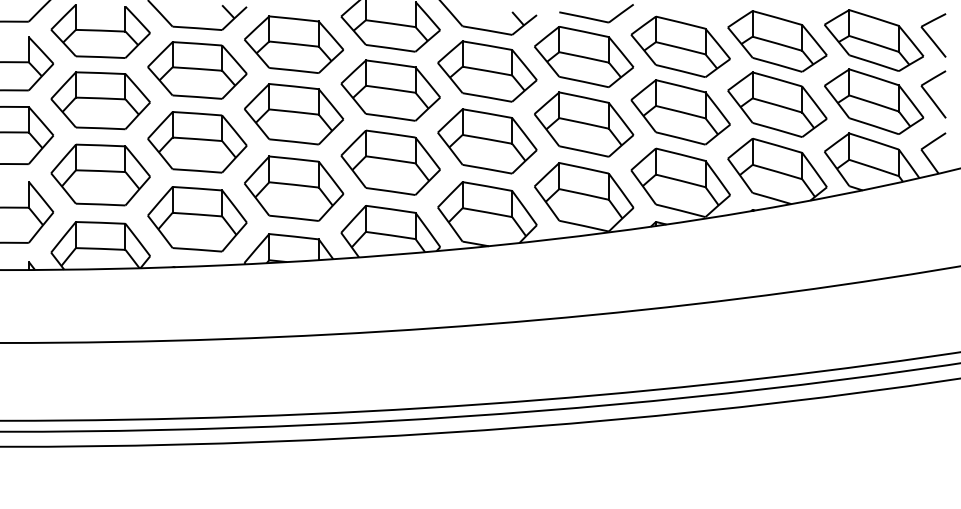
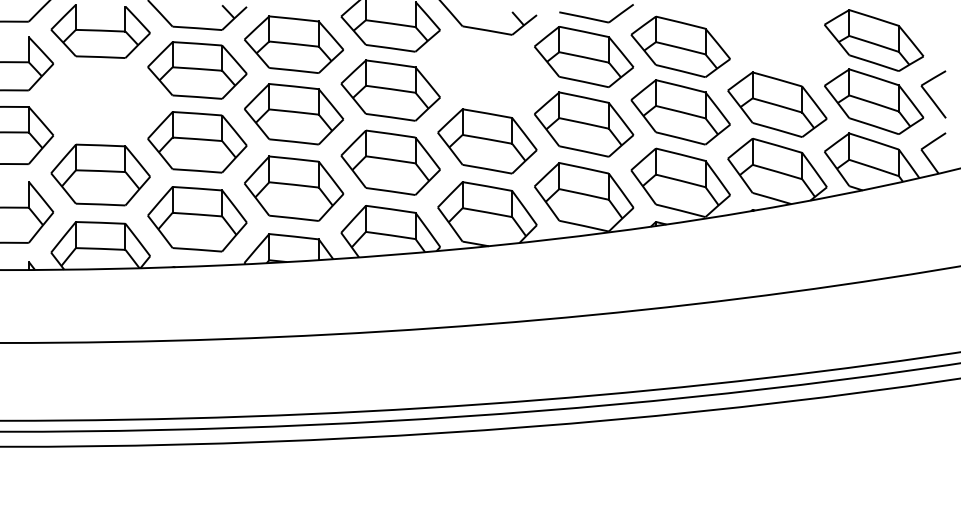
part: present -> none (933, 35)
part: present -> none (777, 41)
part: present -> none (487, 71)
part: present -> none (100, 100)
